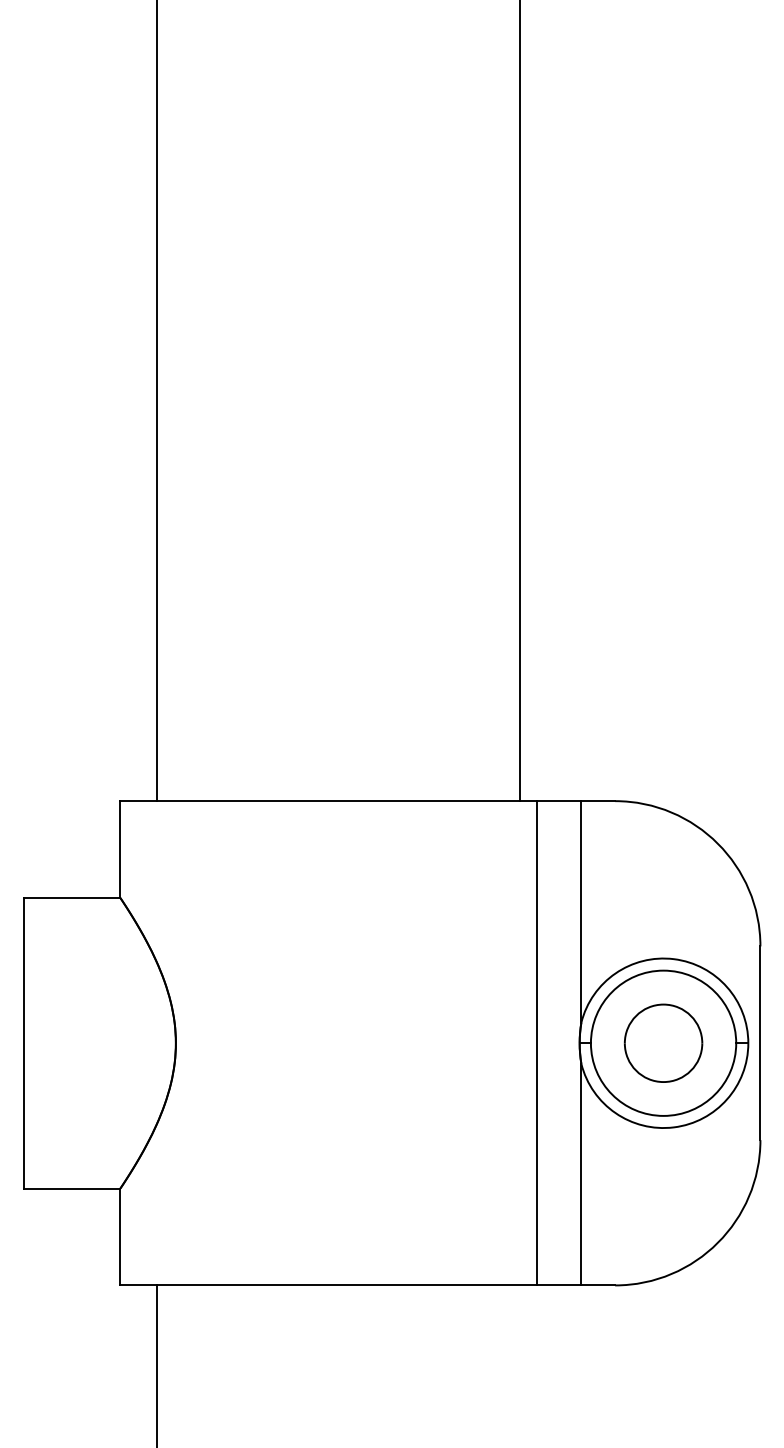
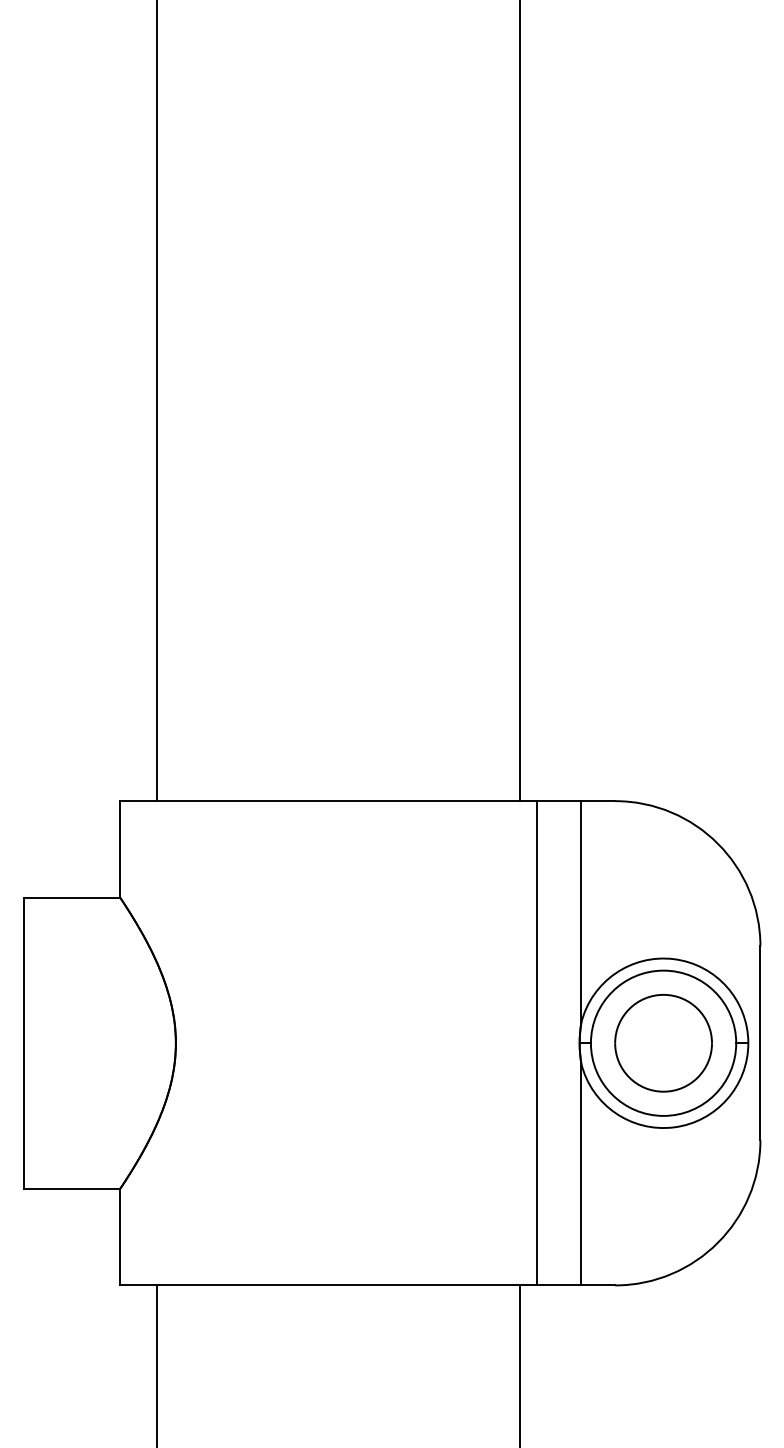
part size: 80x80 px -> 99x99 px (663, 1043)
line: none -> present (519, 1364)
